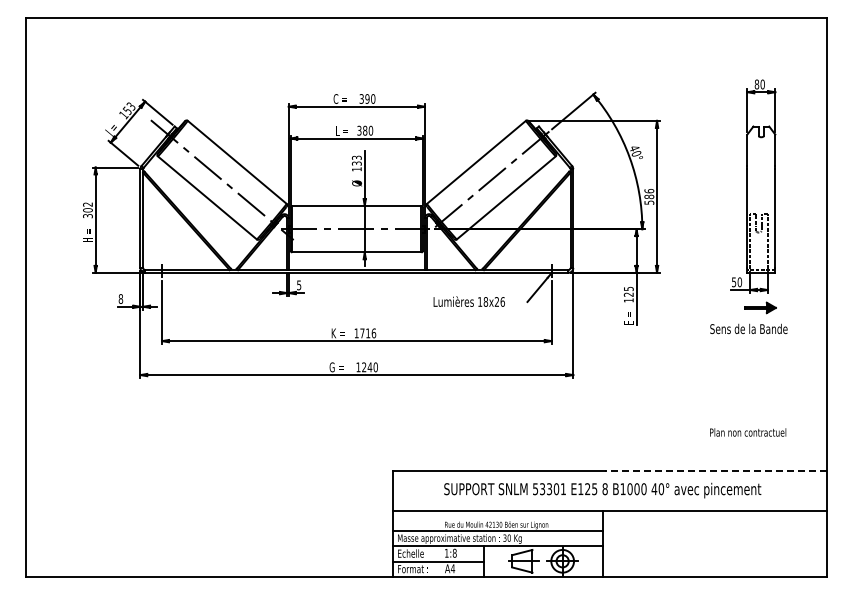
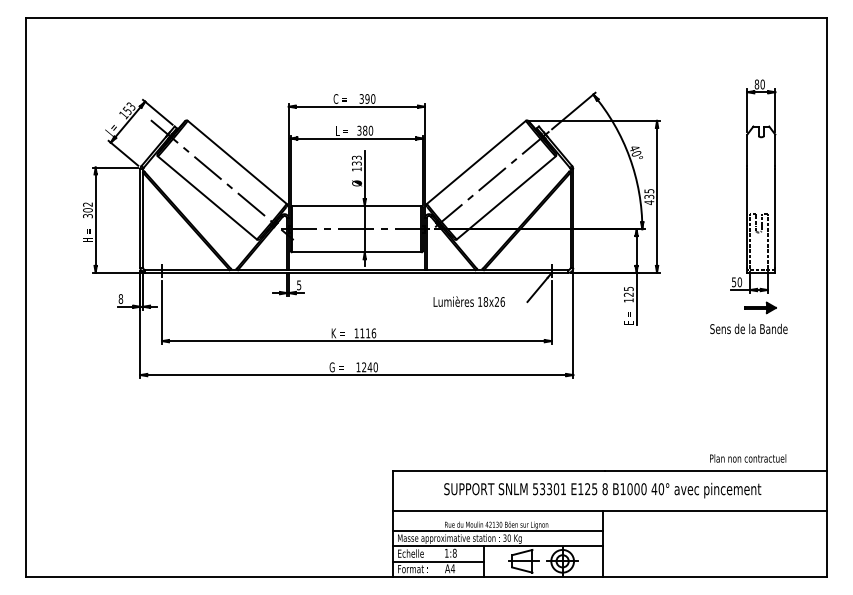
text: 586 -> 435 (649, 197)
text: 1716 -> 1116 (362, 333)
text position: (748, 432) -> (748, 458) (748, 458)
line: dashed -> solid (715, 470)
